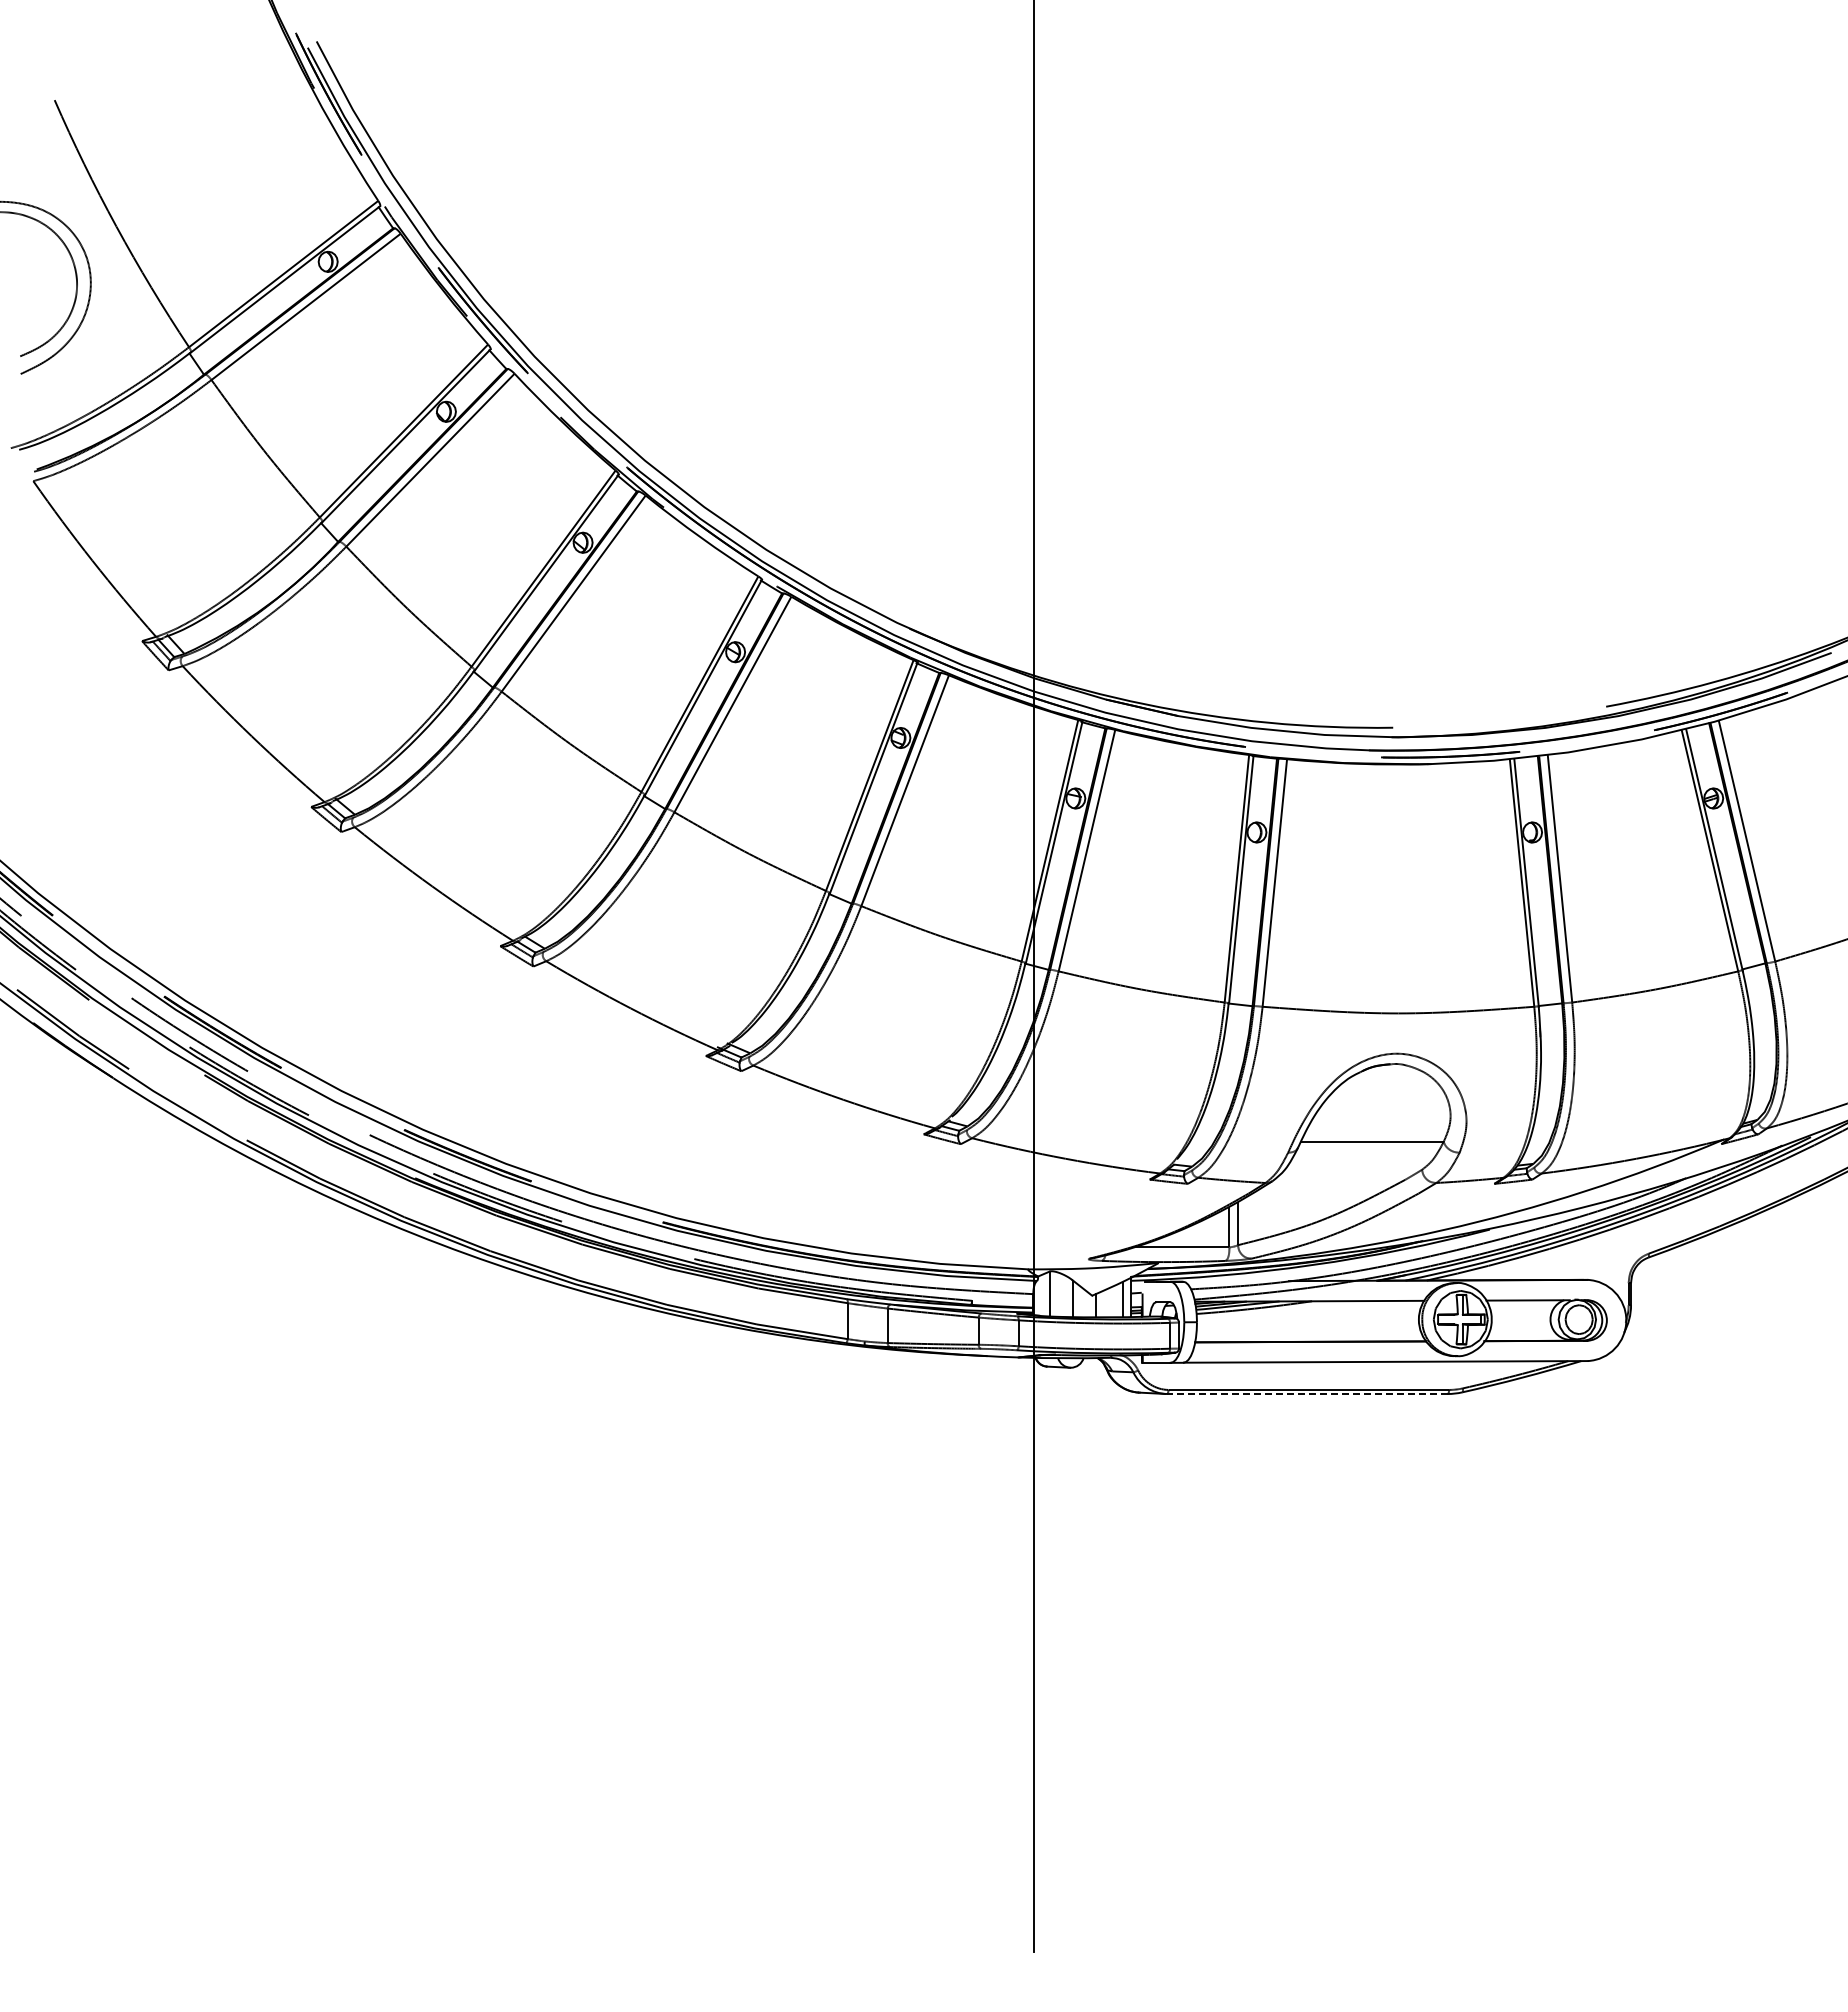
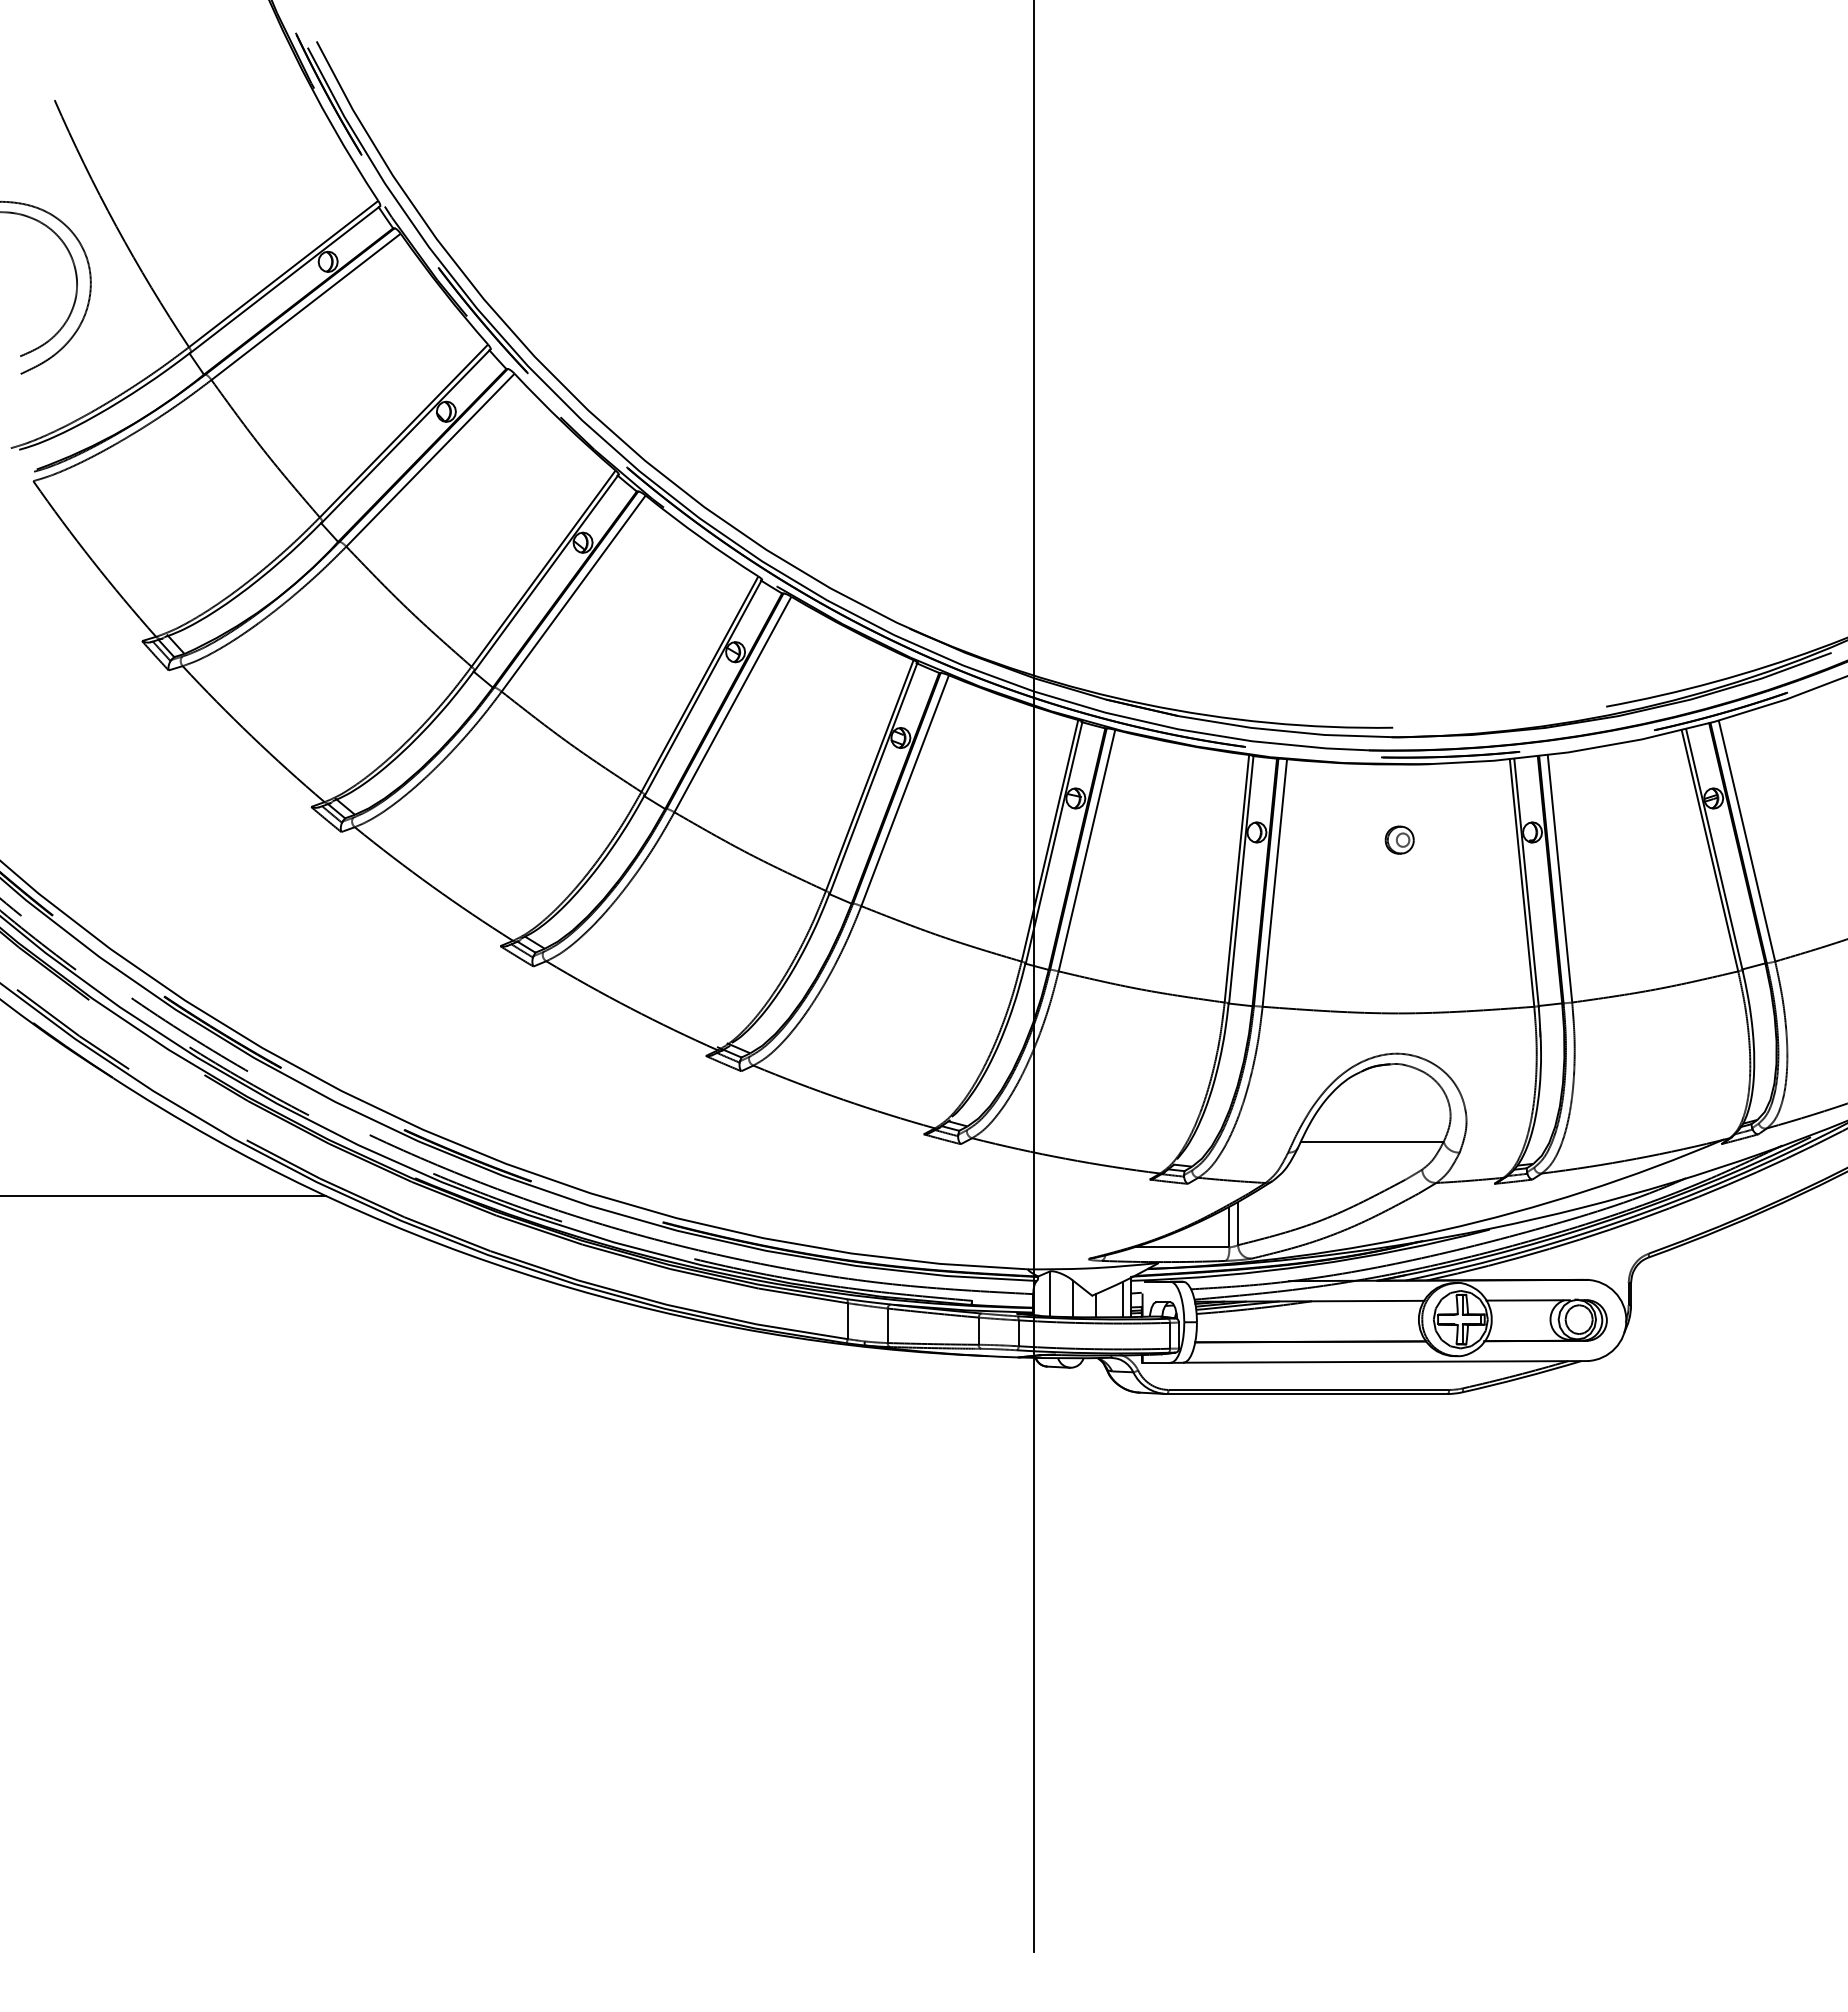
part: none -> present (1399, 839)
line: none -> present (164, 1195)
line: dashed -> solid (1306, 1394)
